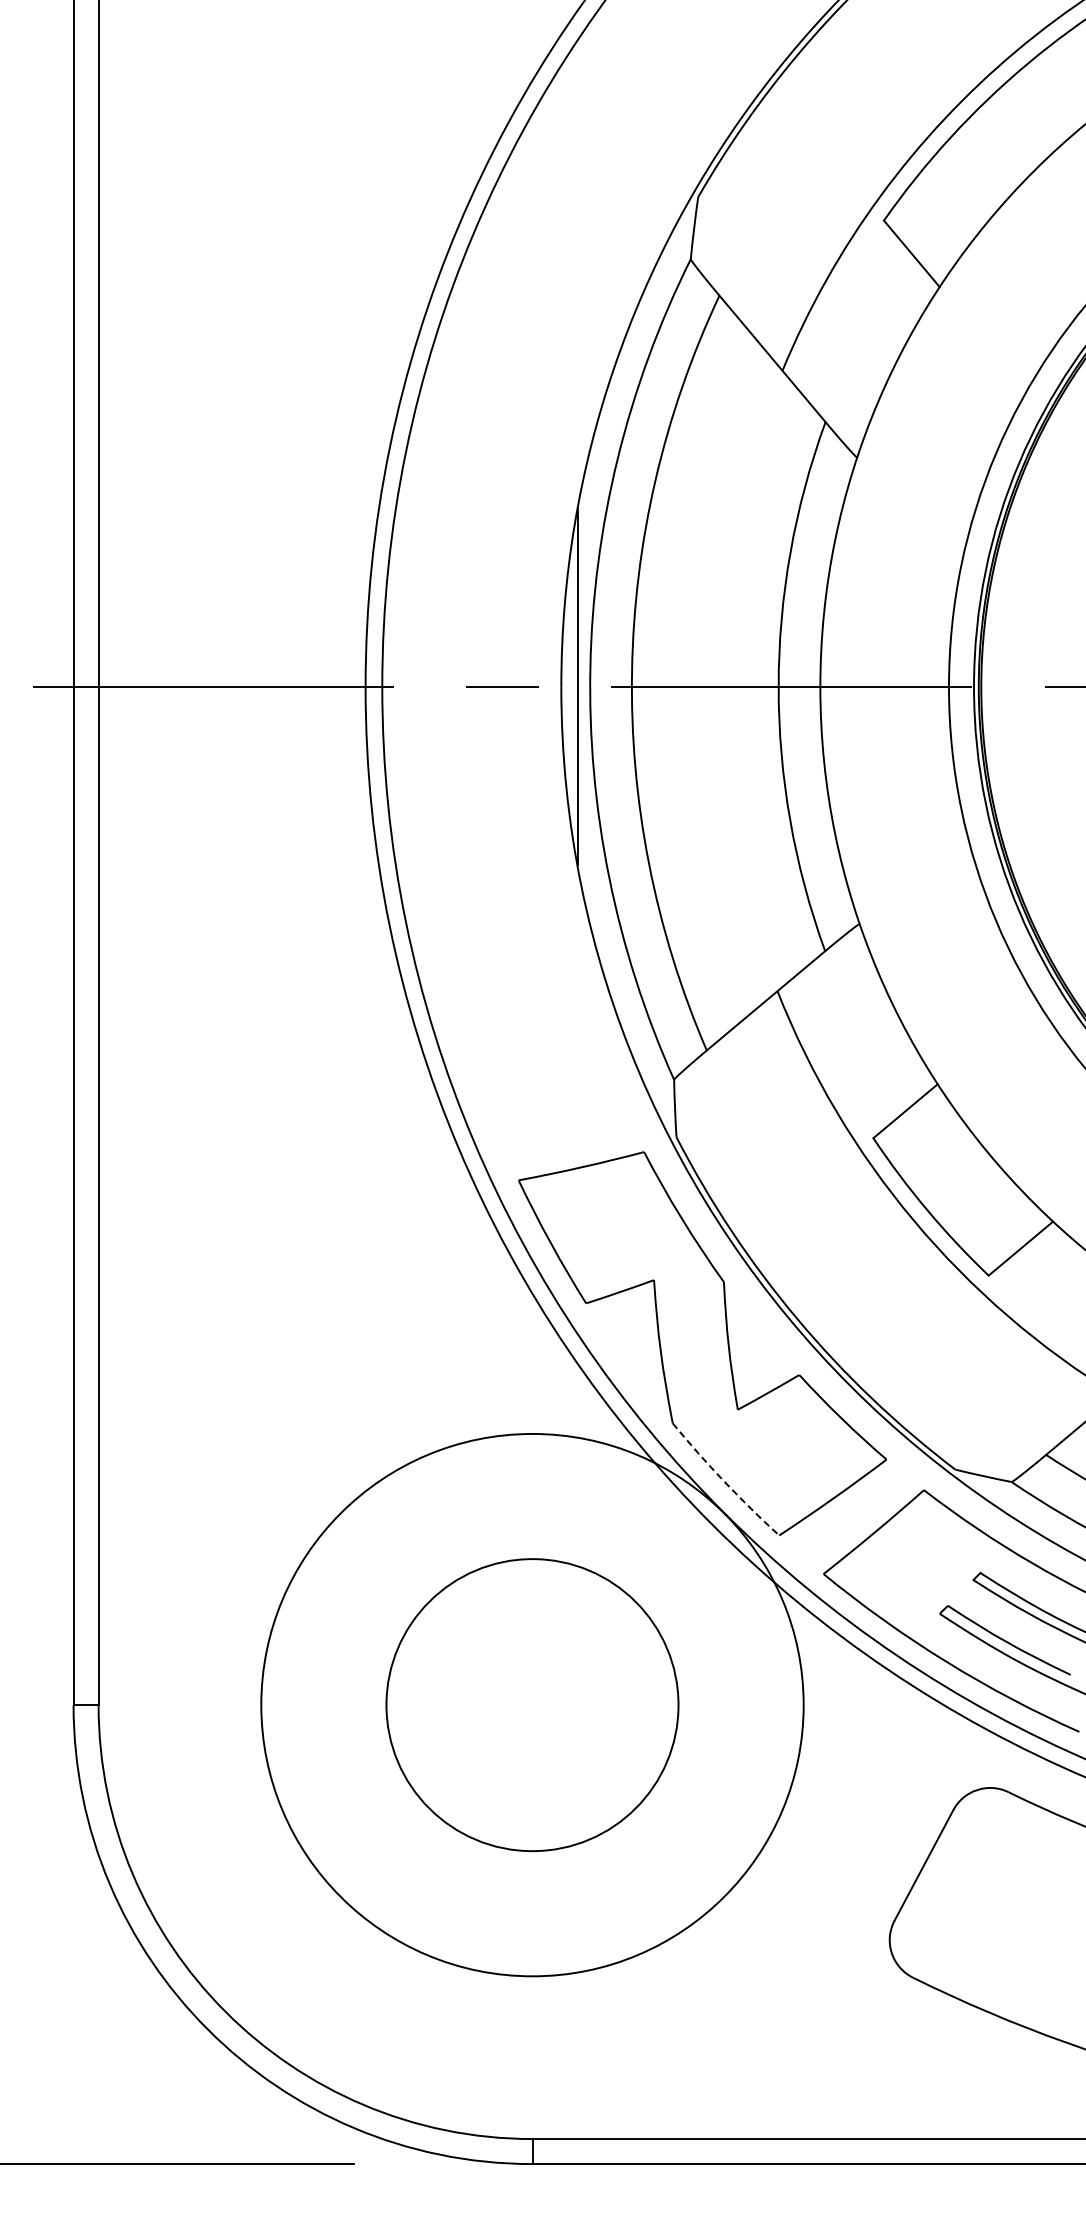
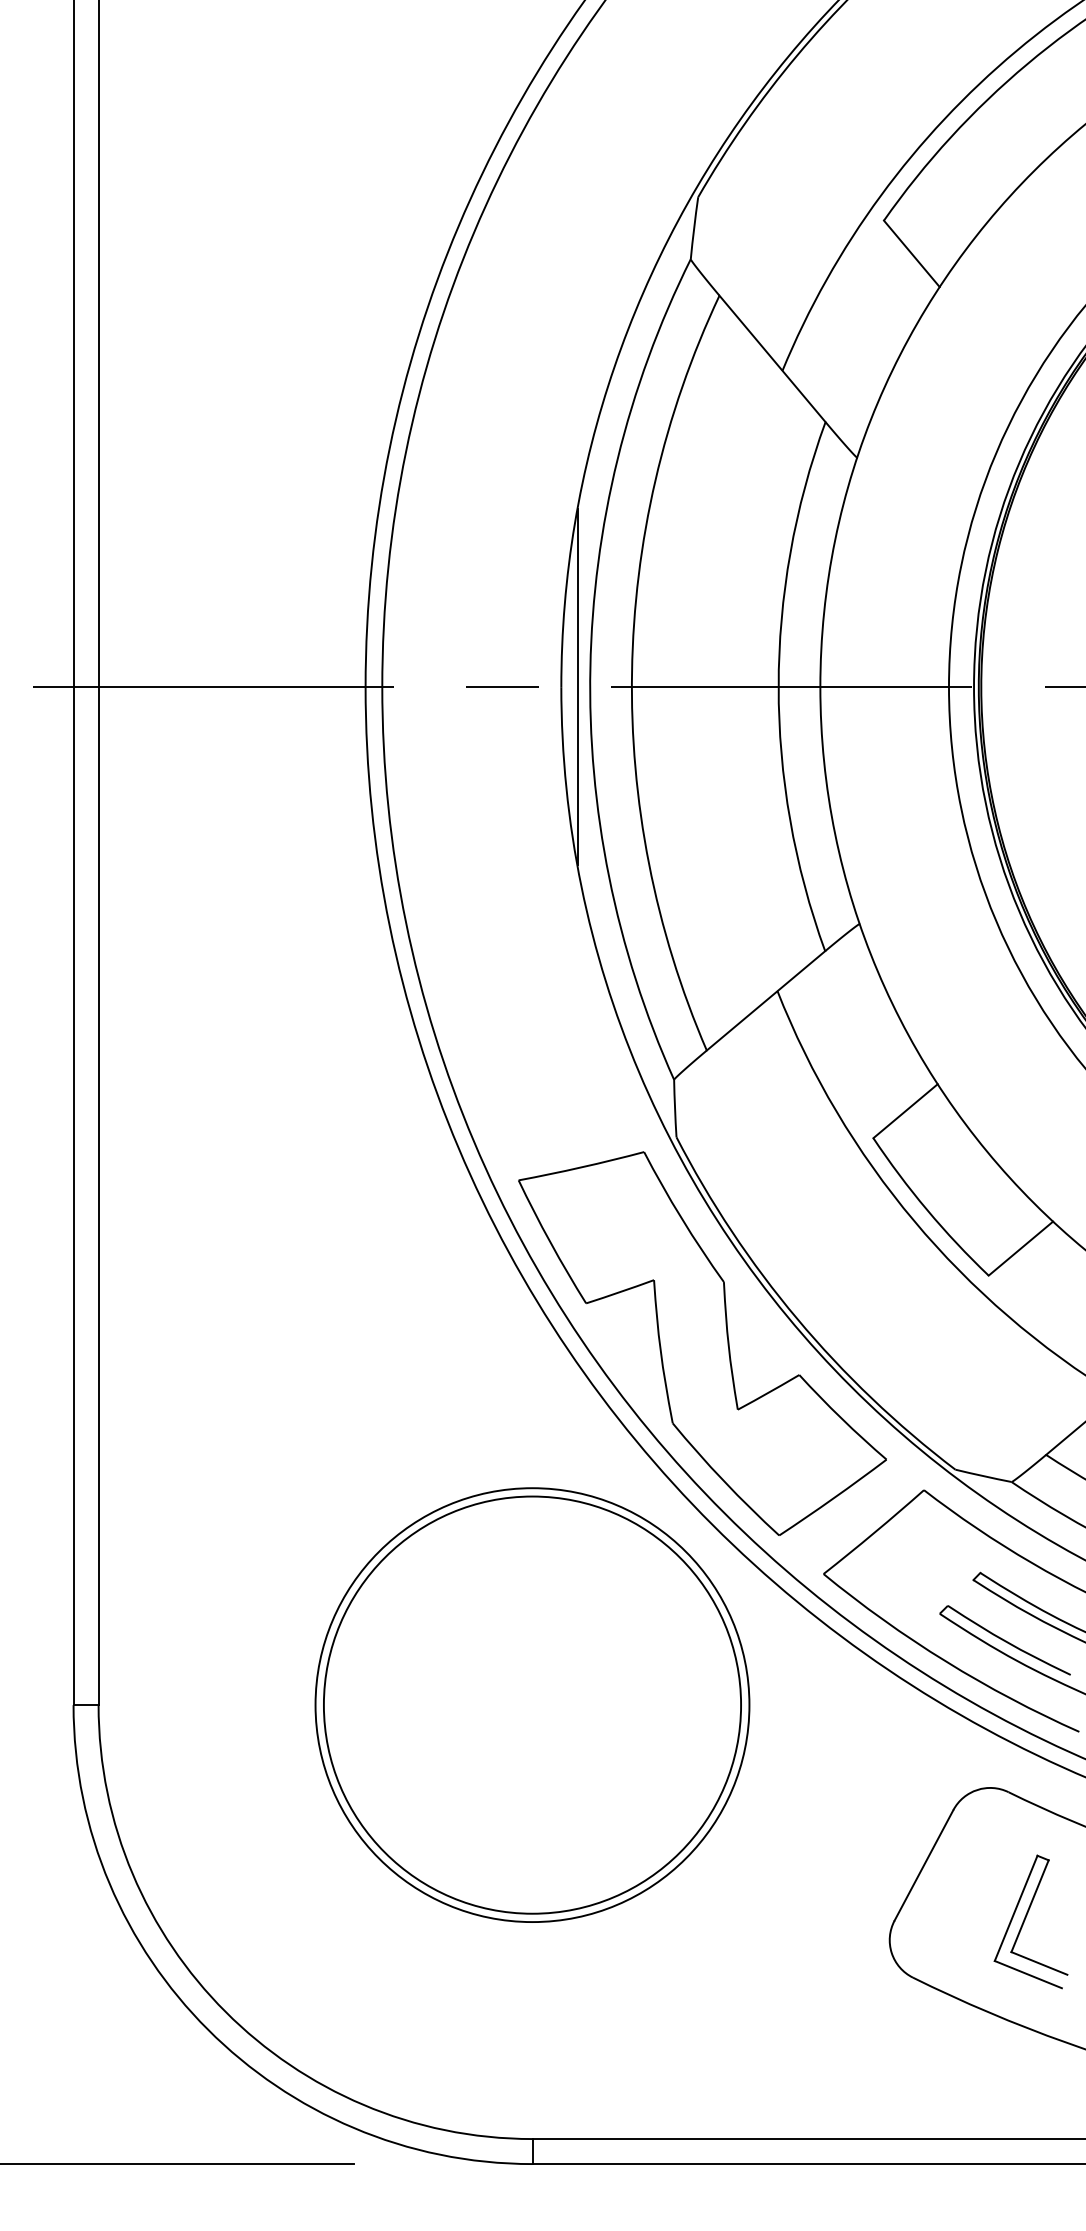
arc: dashed -> solid (724, 1481)
circle diameter: 542 px -> 434 px (532, 1705)
circle diameter: 292 px -> 417 px (532, 1704)
part: none -> present (1030, 1921)
